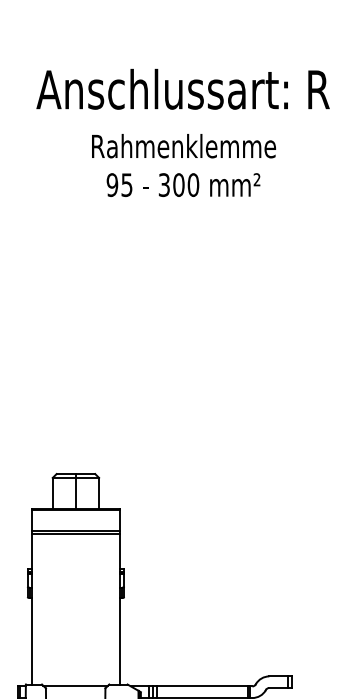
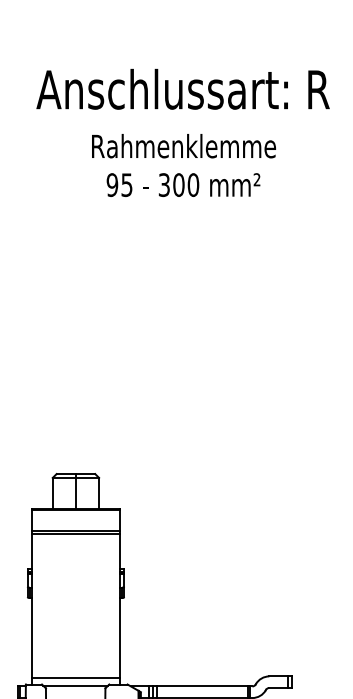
line: none -> present (75, 677)
